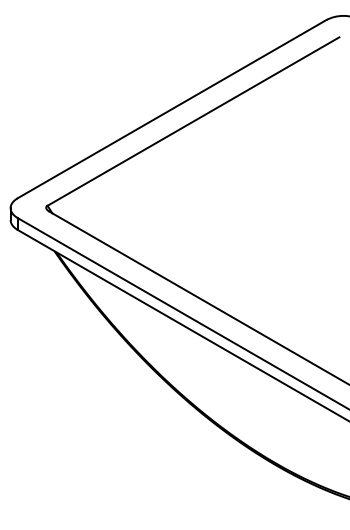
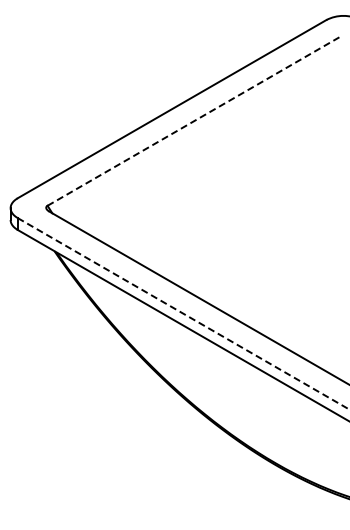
line: solid -> dashed (193, 121)
line: solid -> dashed (183, 313)
